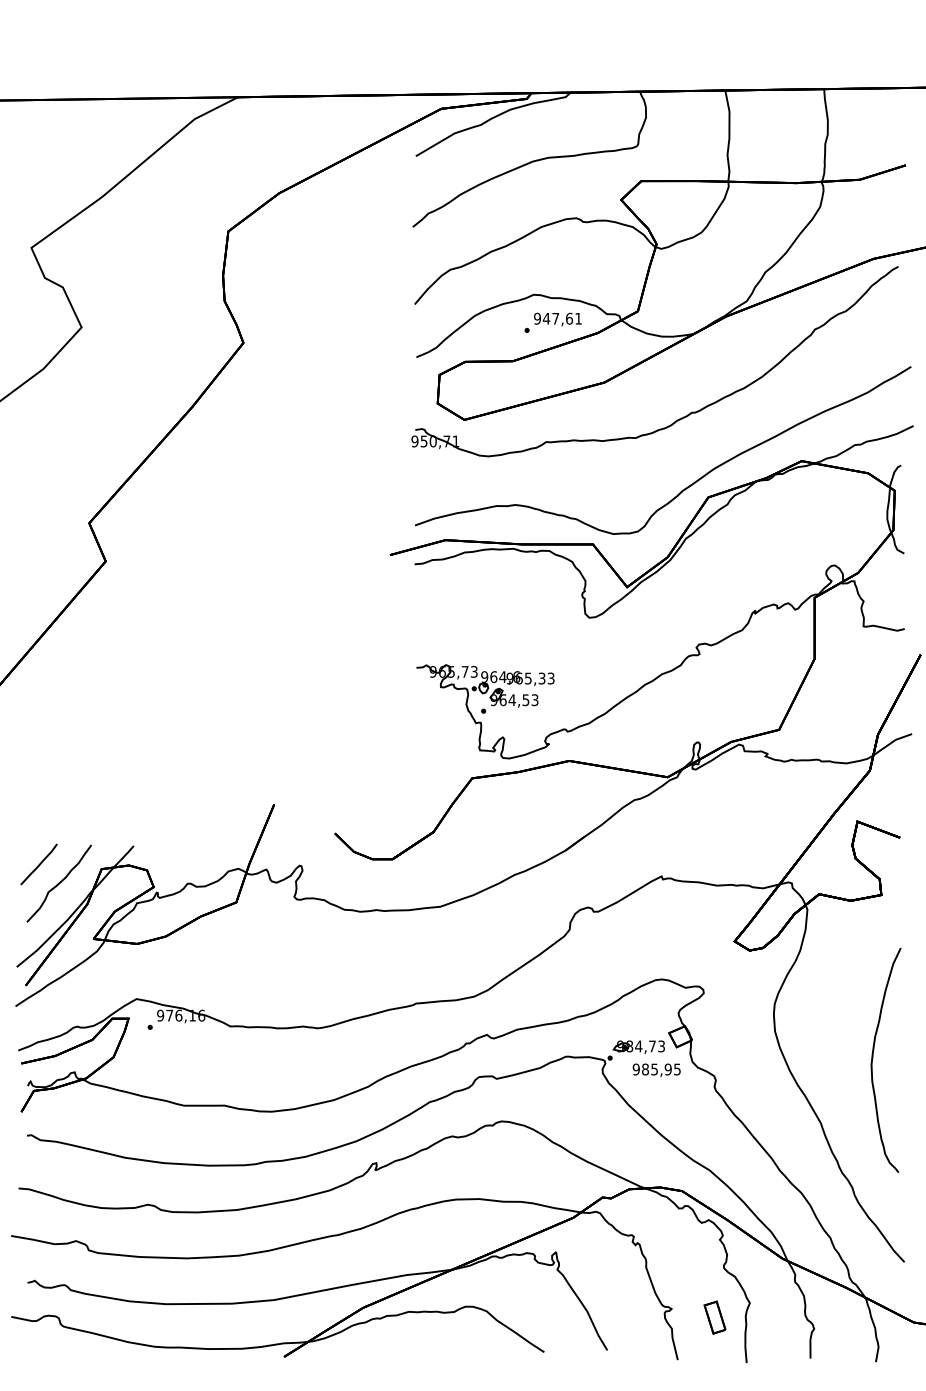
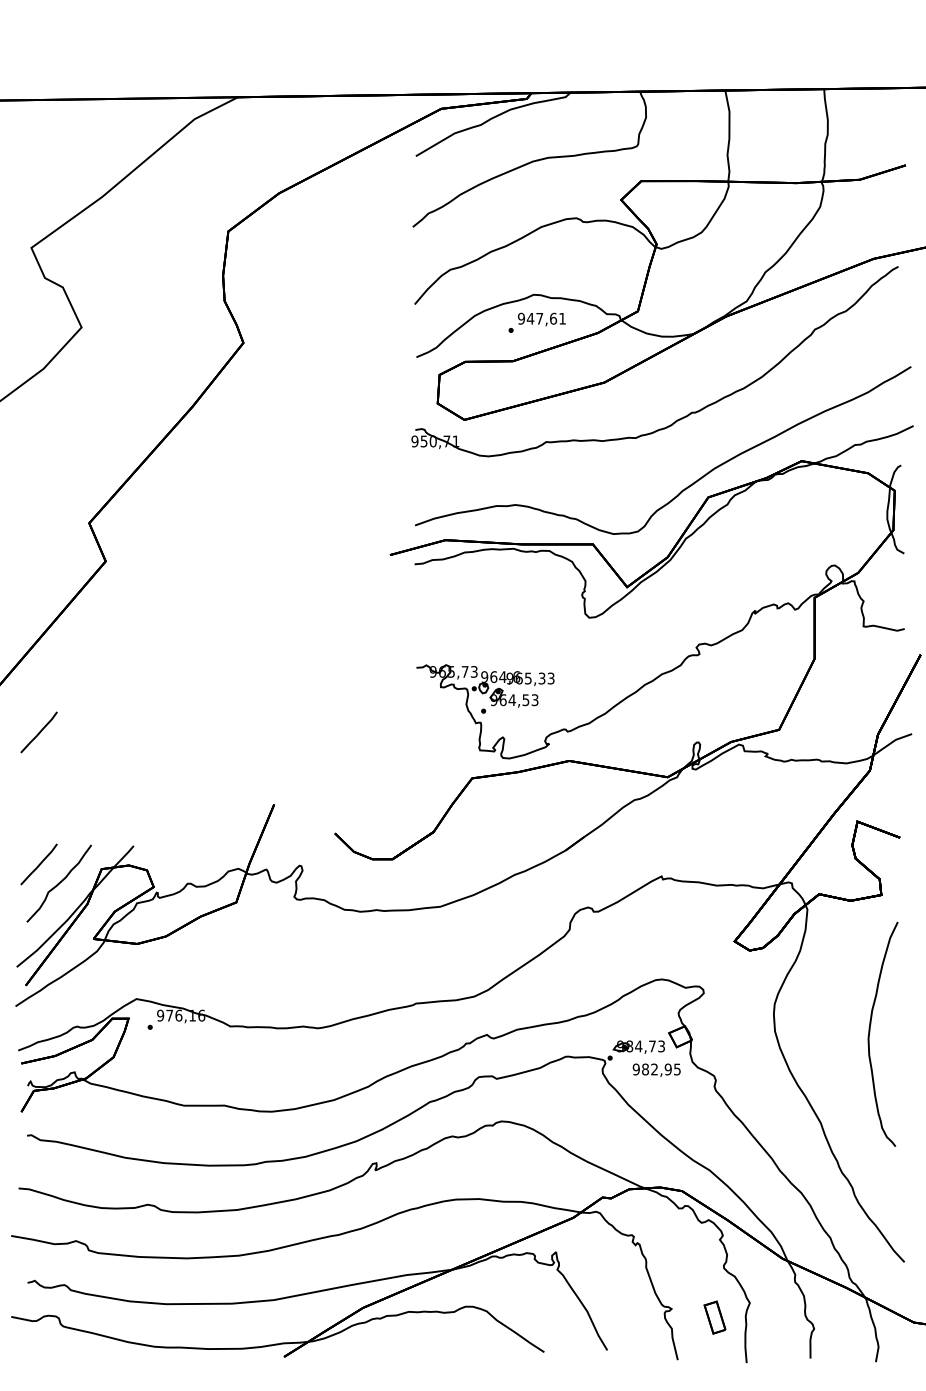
text position: (552, 322) -> (536, 322) (536, 322)
line: none -> present (38, 732)
curve position: (873, 1058) -> (870, 1032) (870, 1032)
text: 985,95 -> 982,95 (654, 1069)
